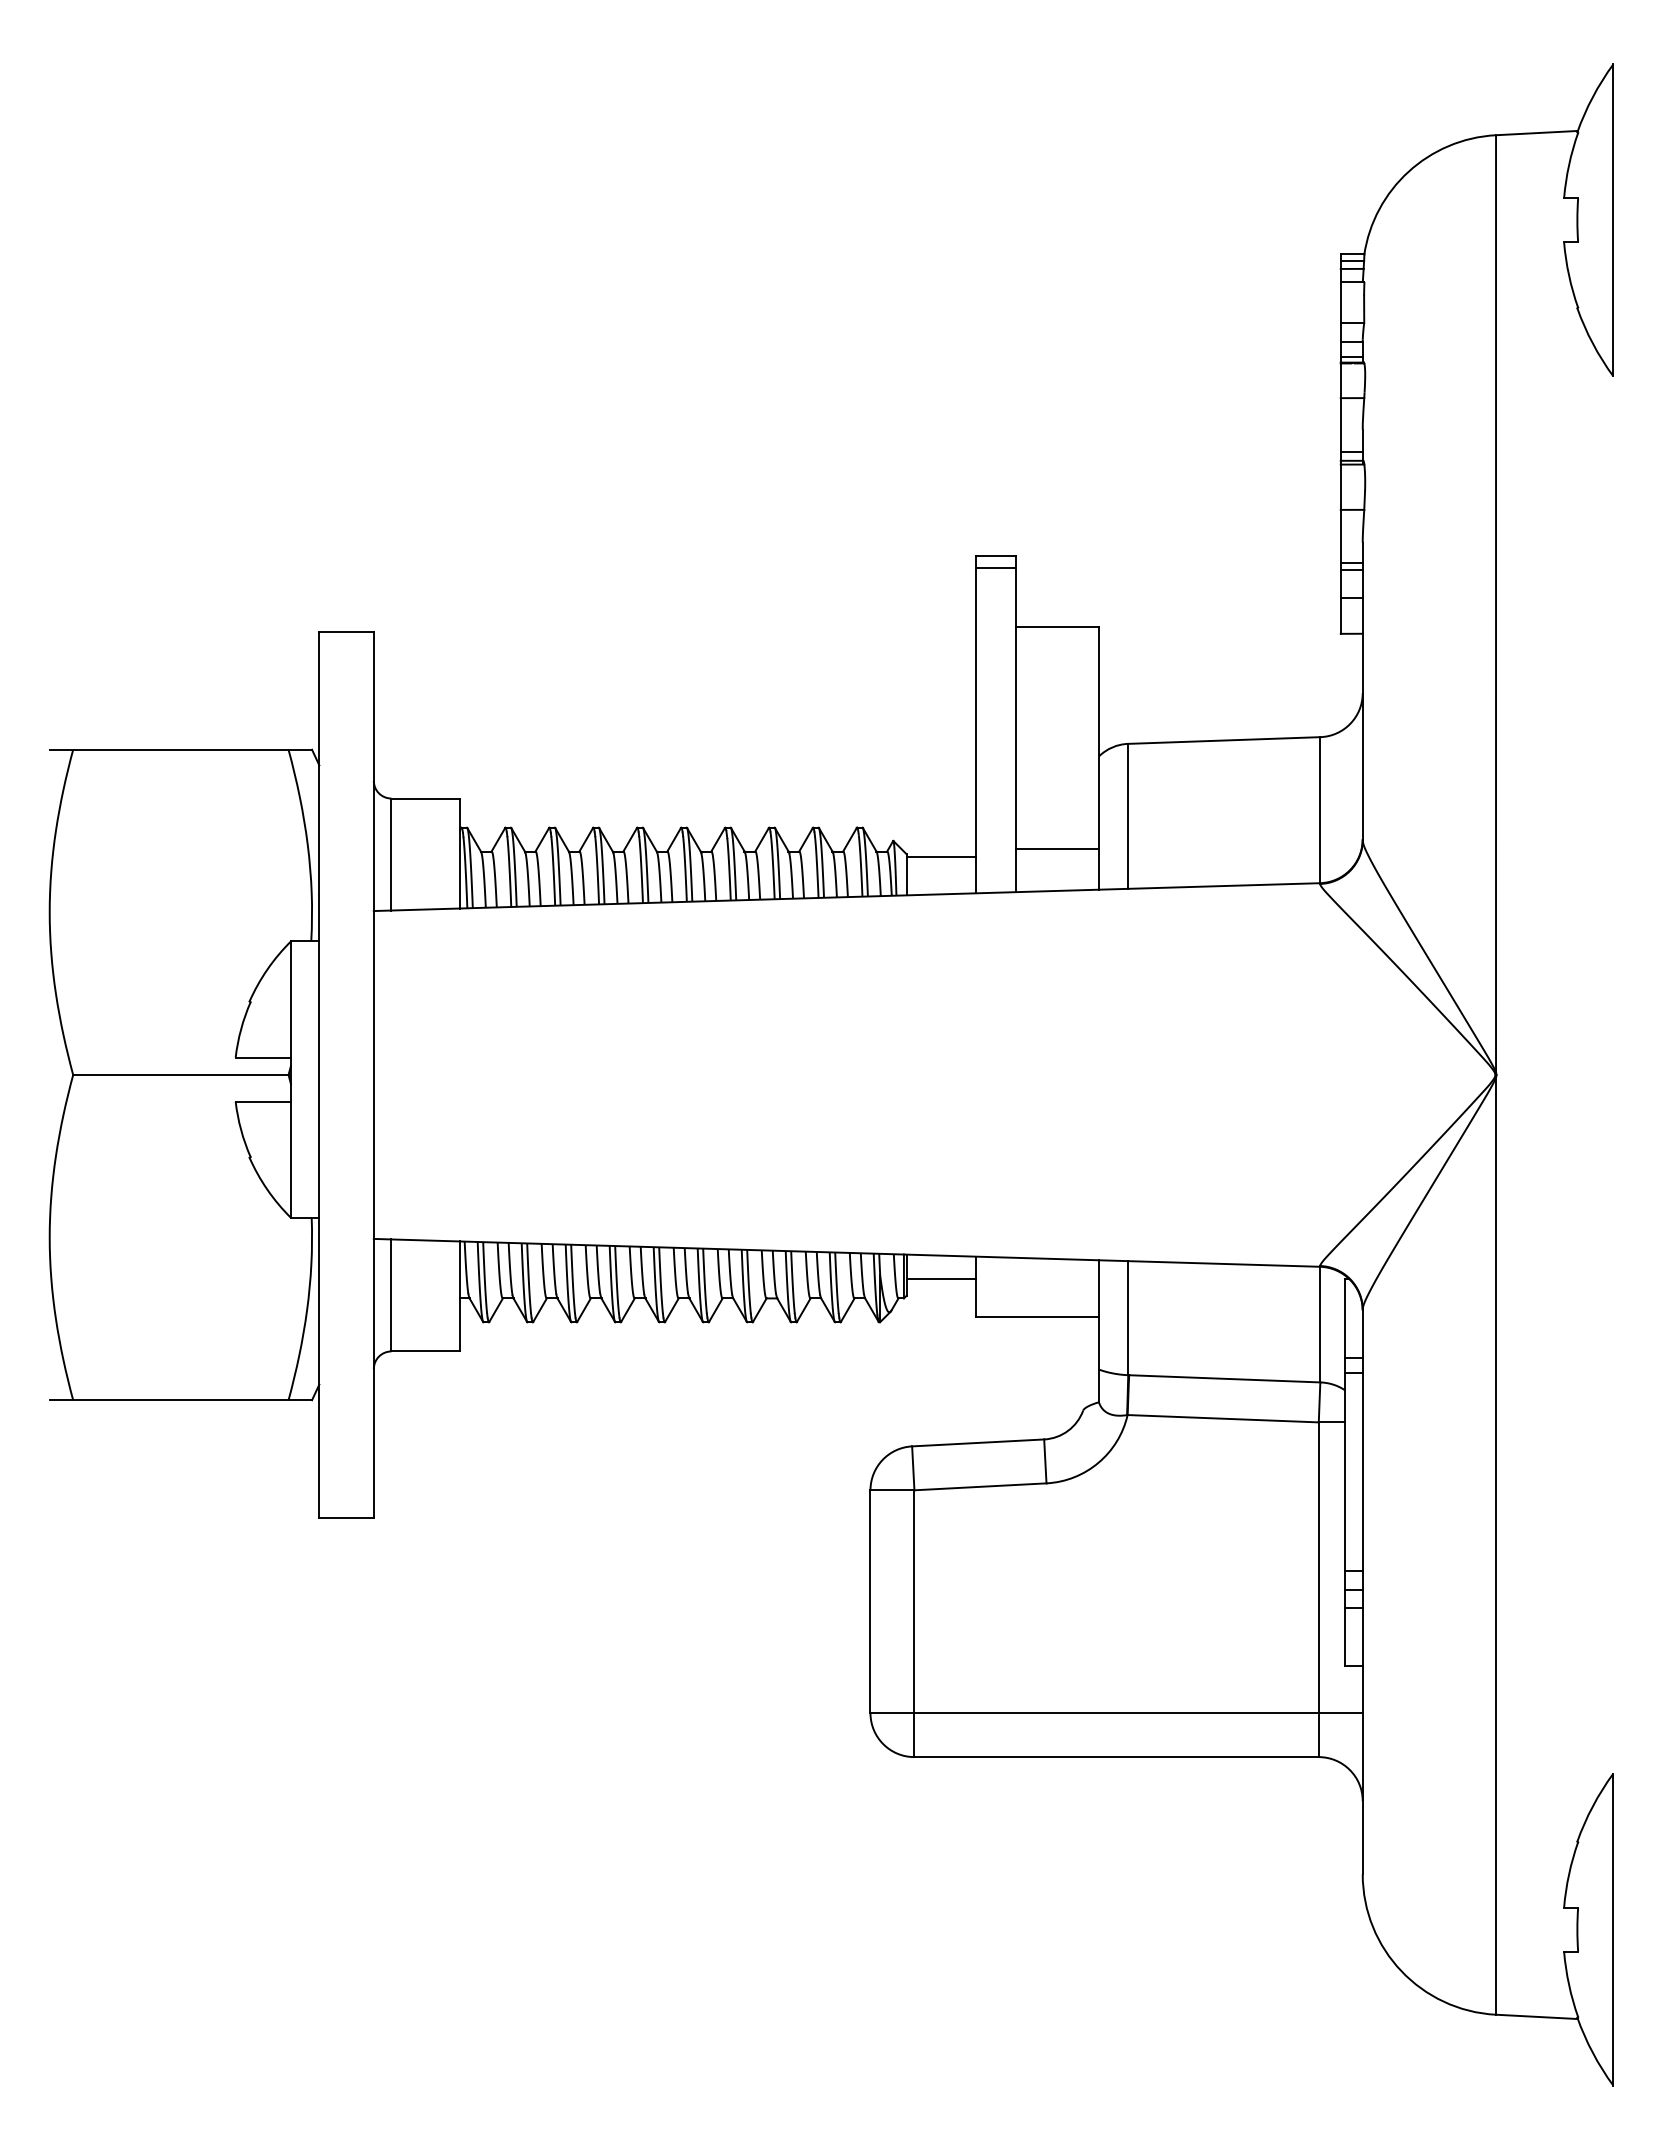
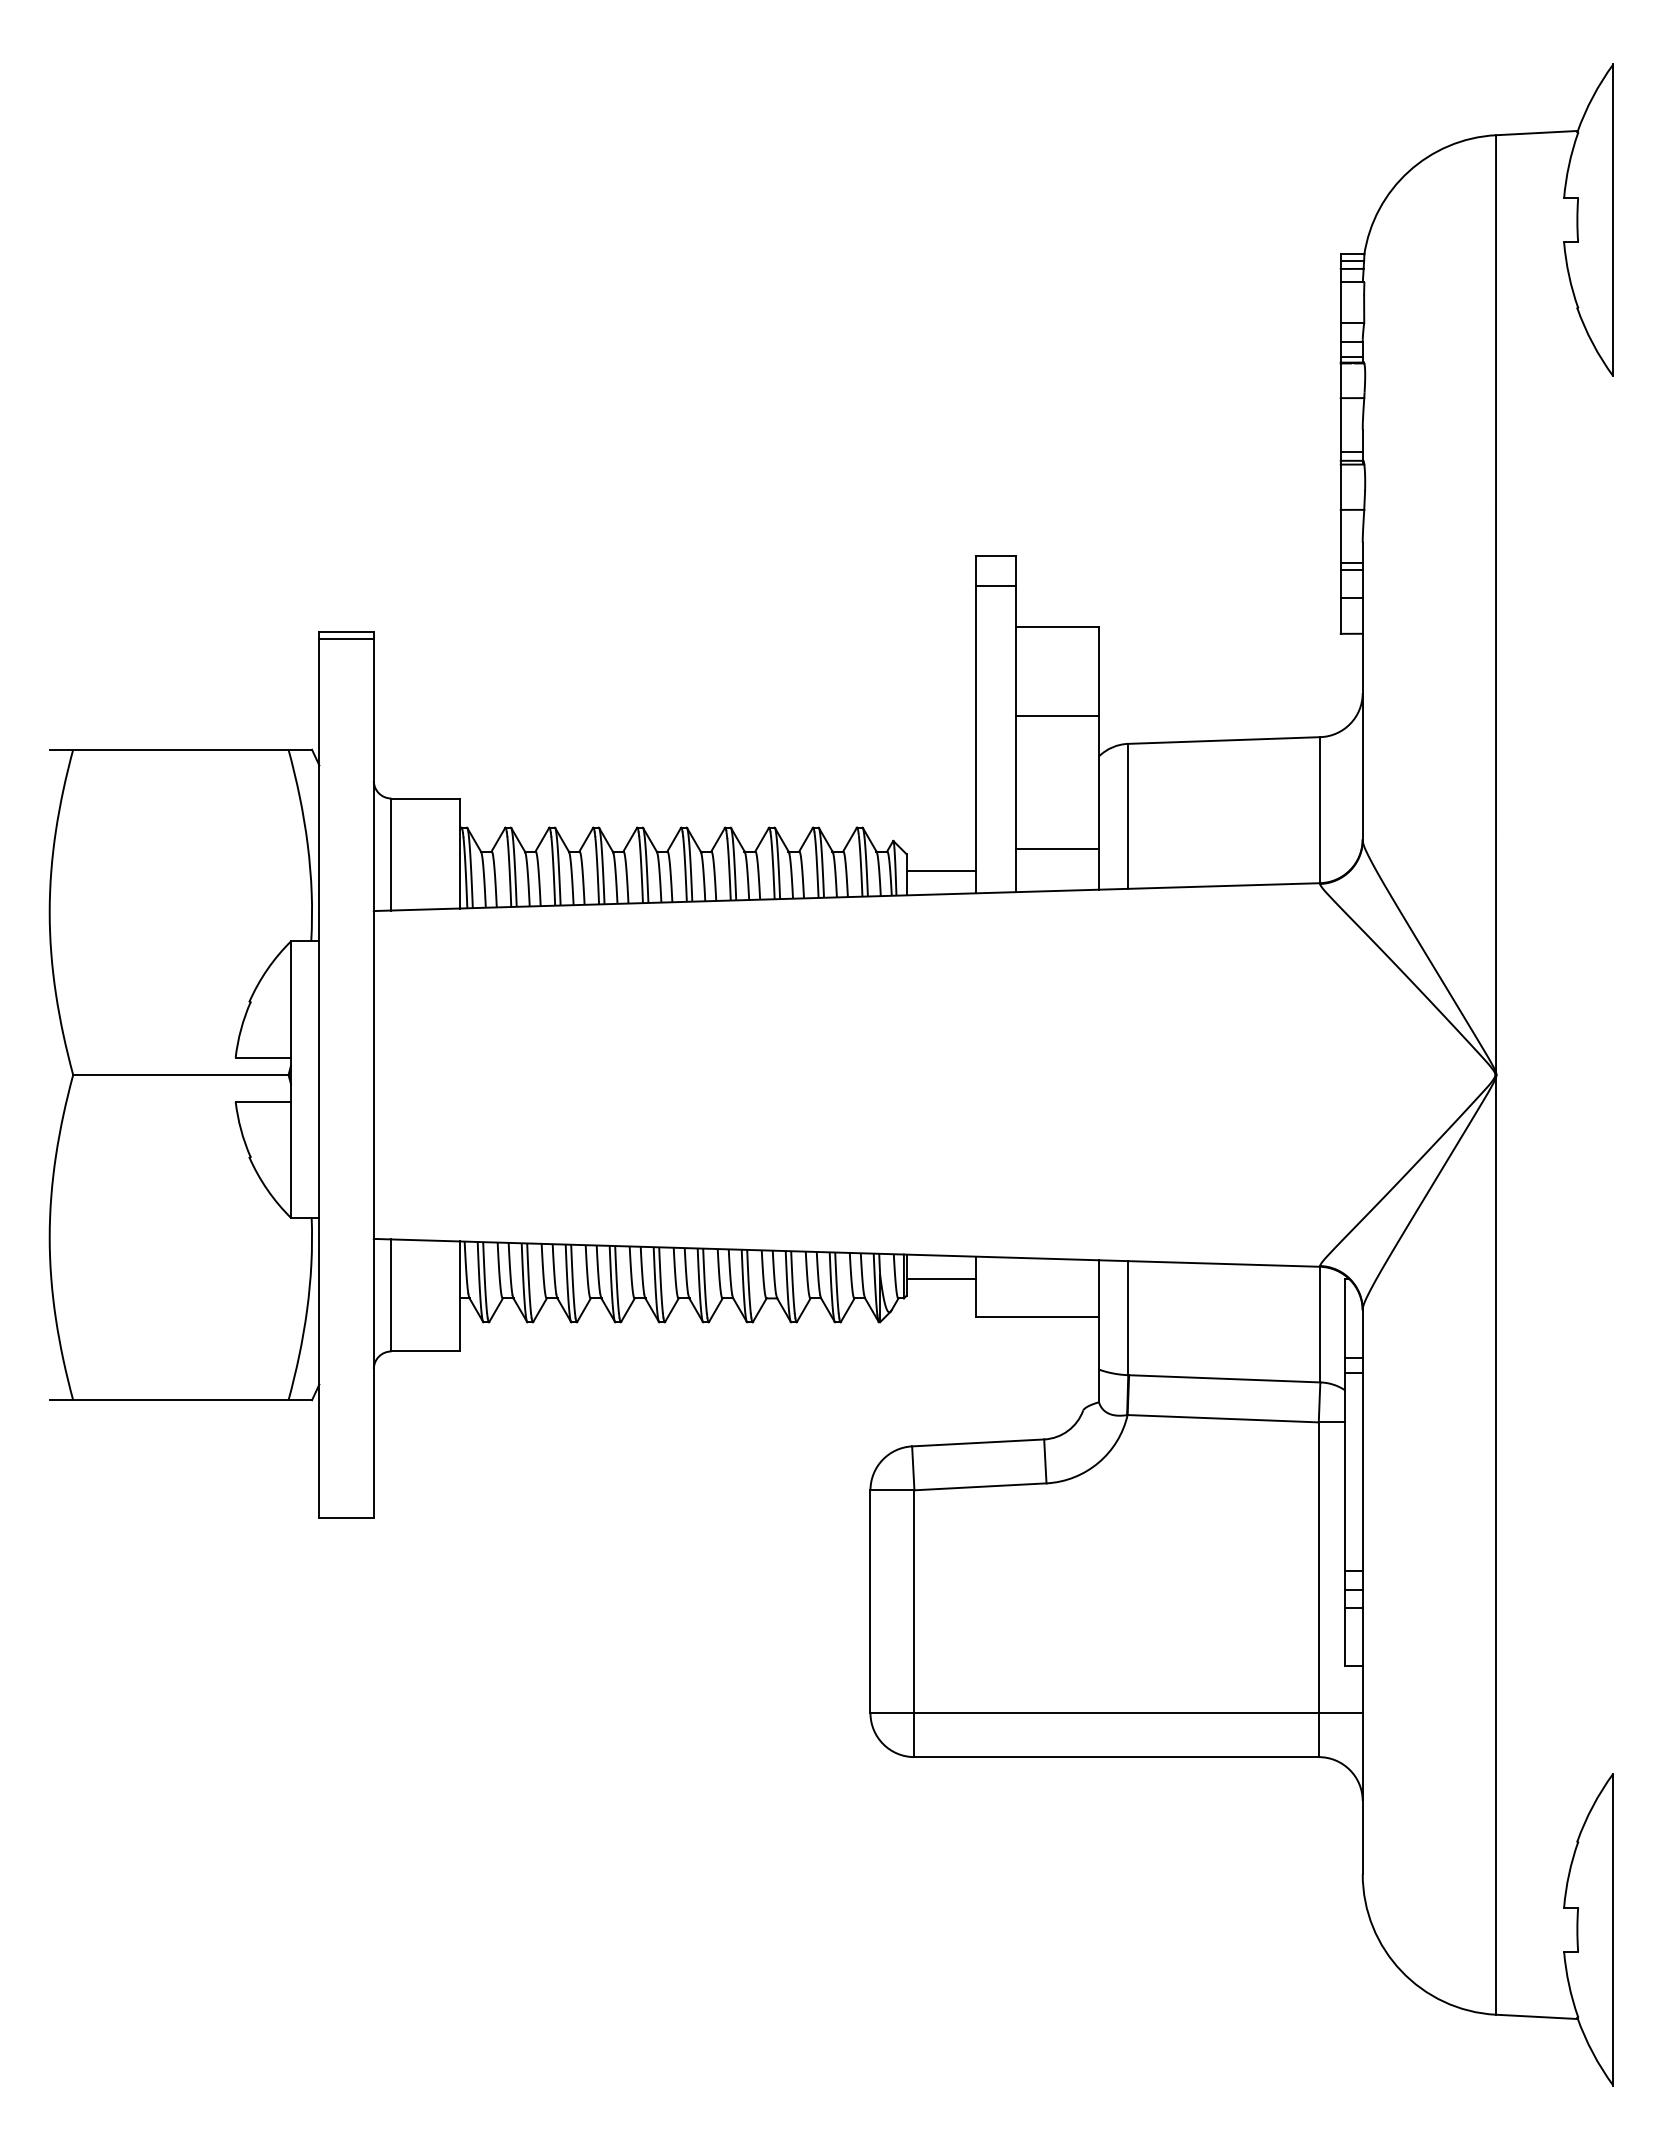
line position: (995, 567) -> (995, 585) (995, 585)
line: none -> present (346, 638)
line: none -> present (1057, 715)
line position: (940, 856) -> (940, 870) (940, 870)
